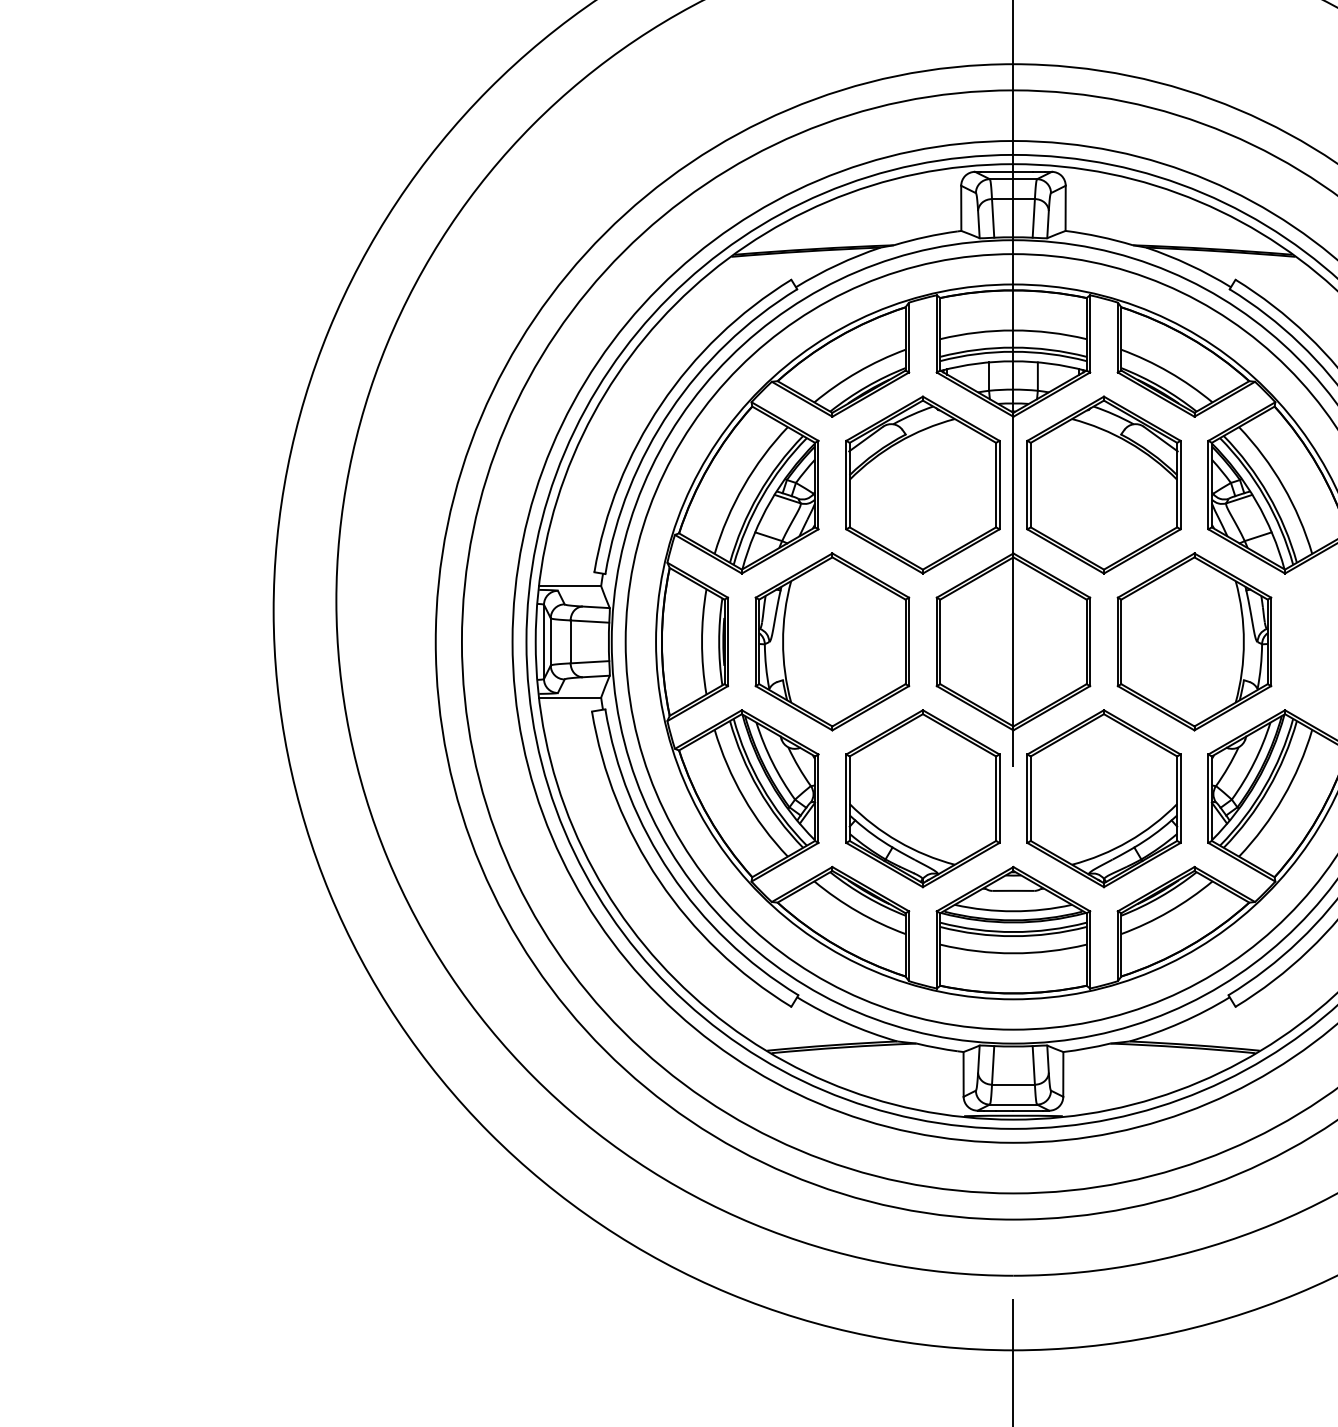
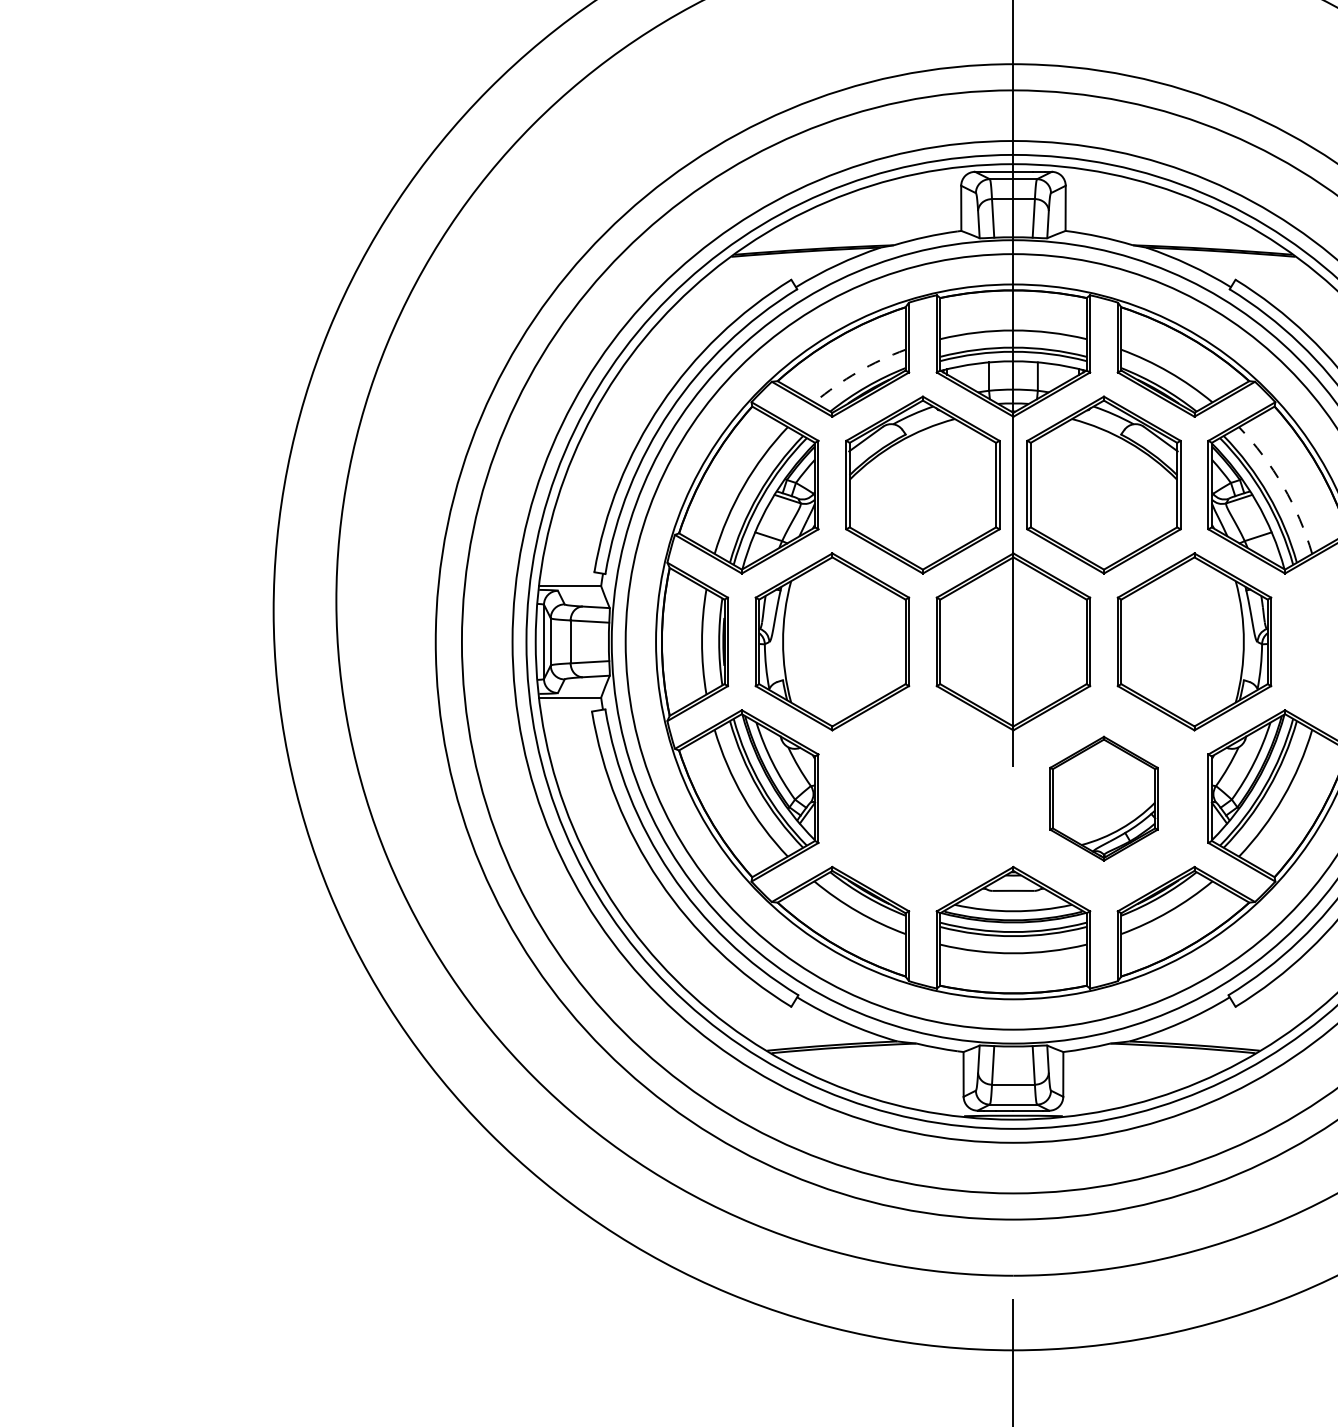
arc: solid -> dashed (857, 372)
arc: solid -> dashed (1283, 486)
part: present -> none (922, 798)
part size: 156x180 px -> 110x127 px (1103, 798)
